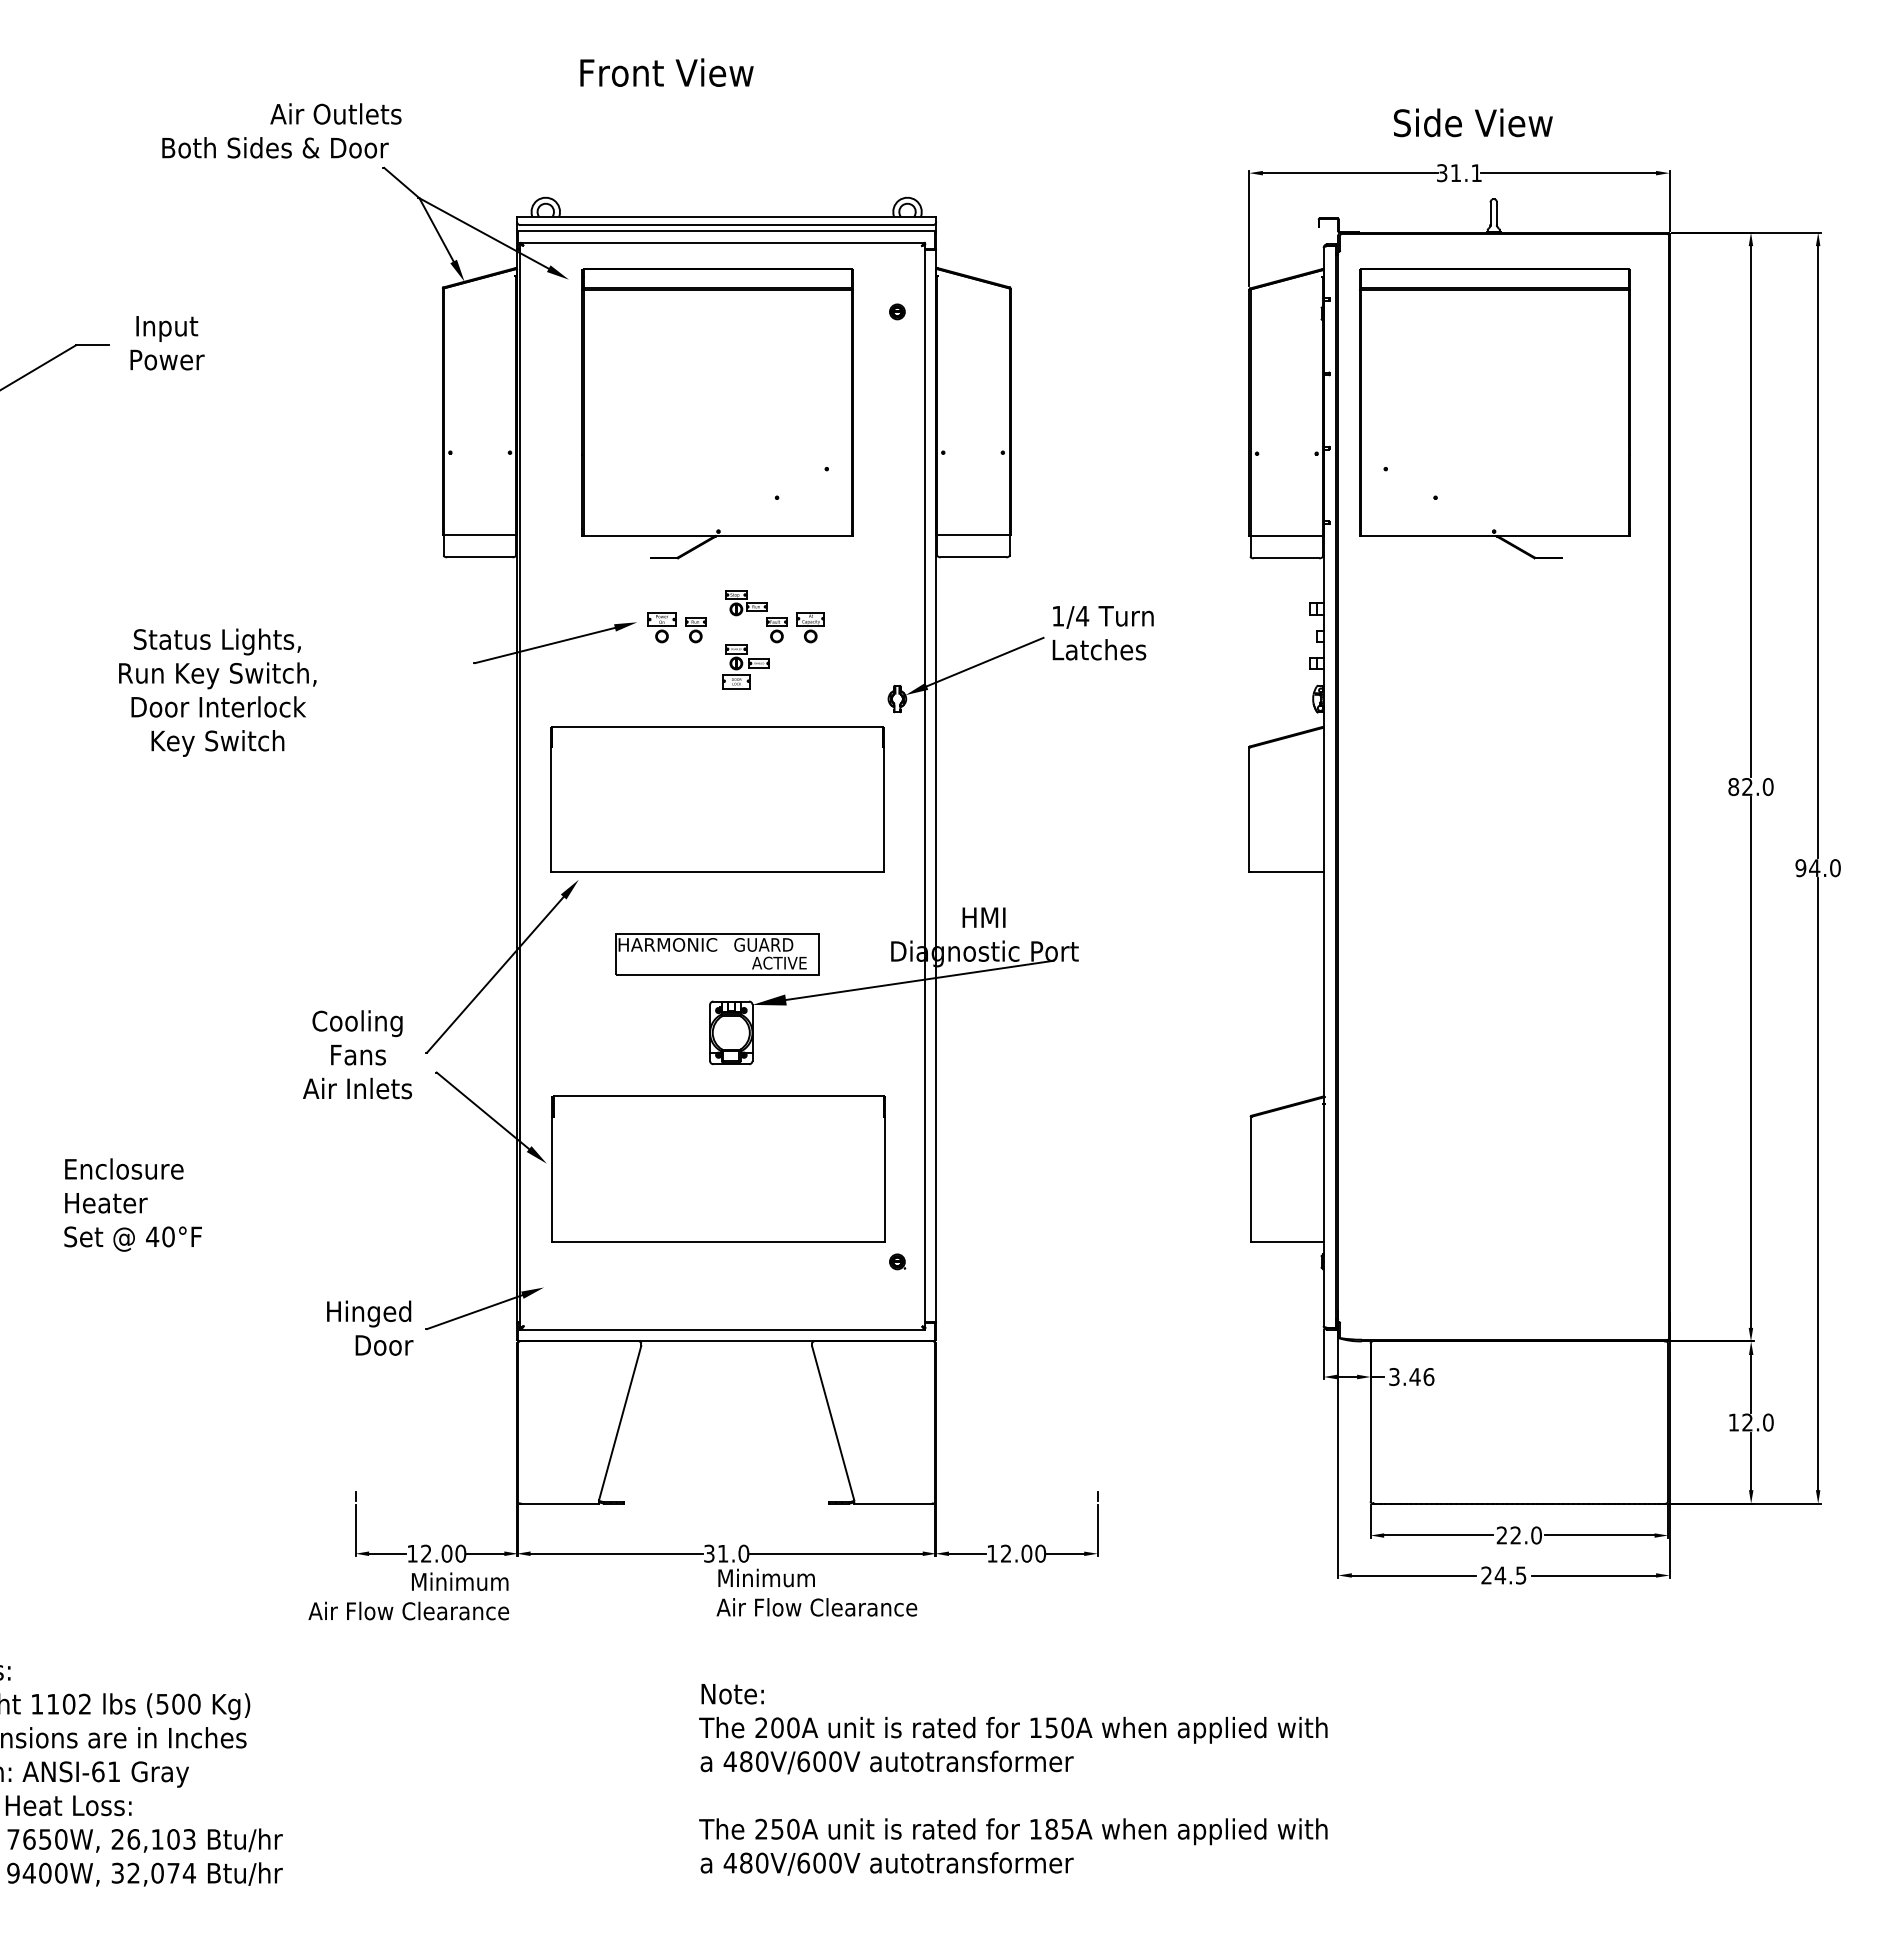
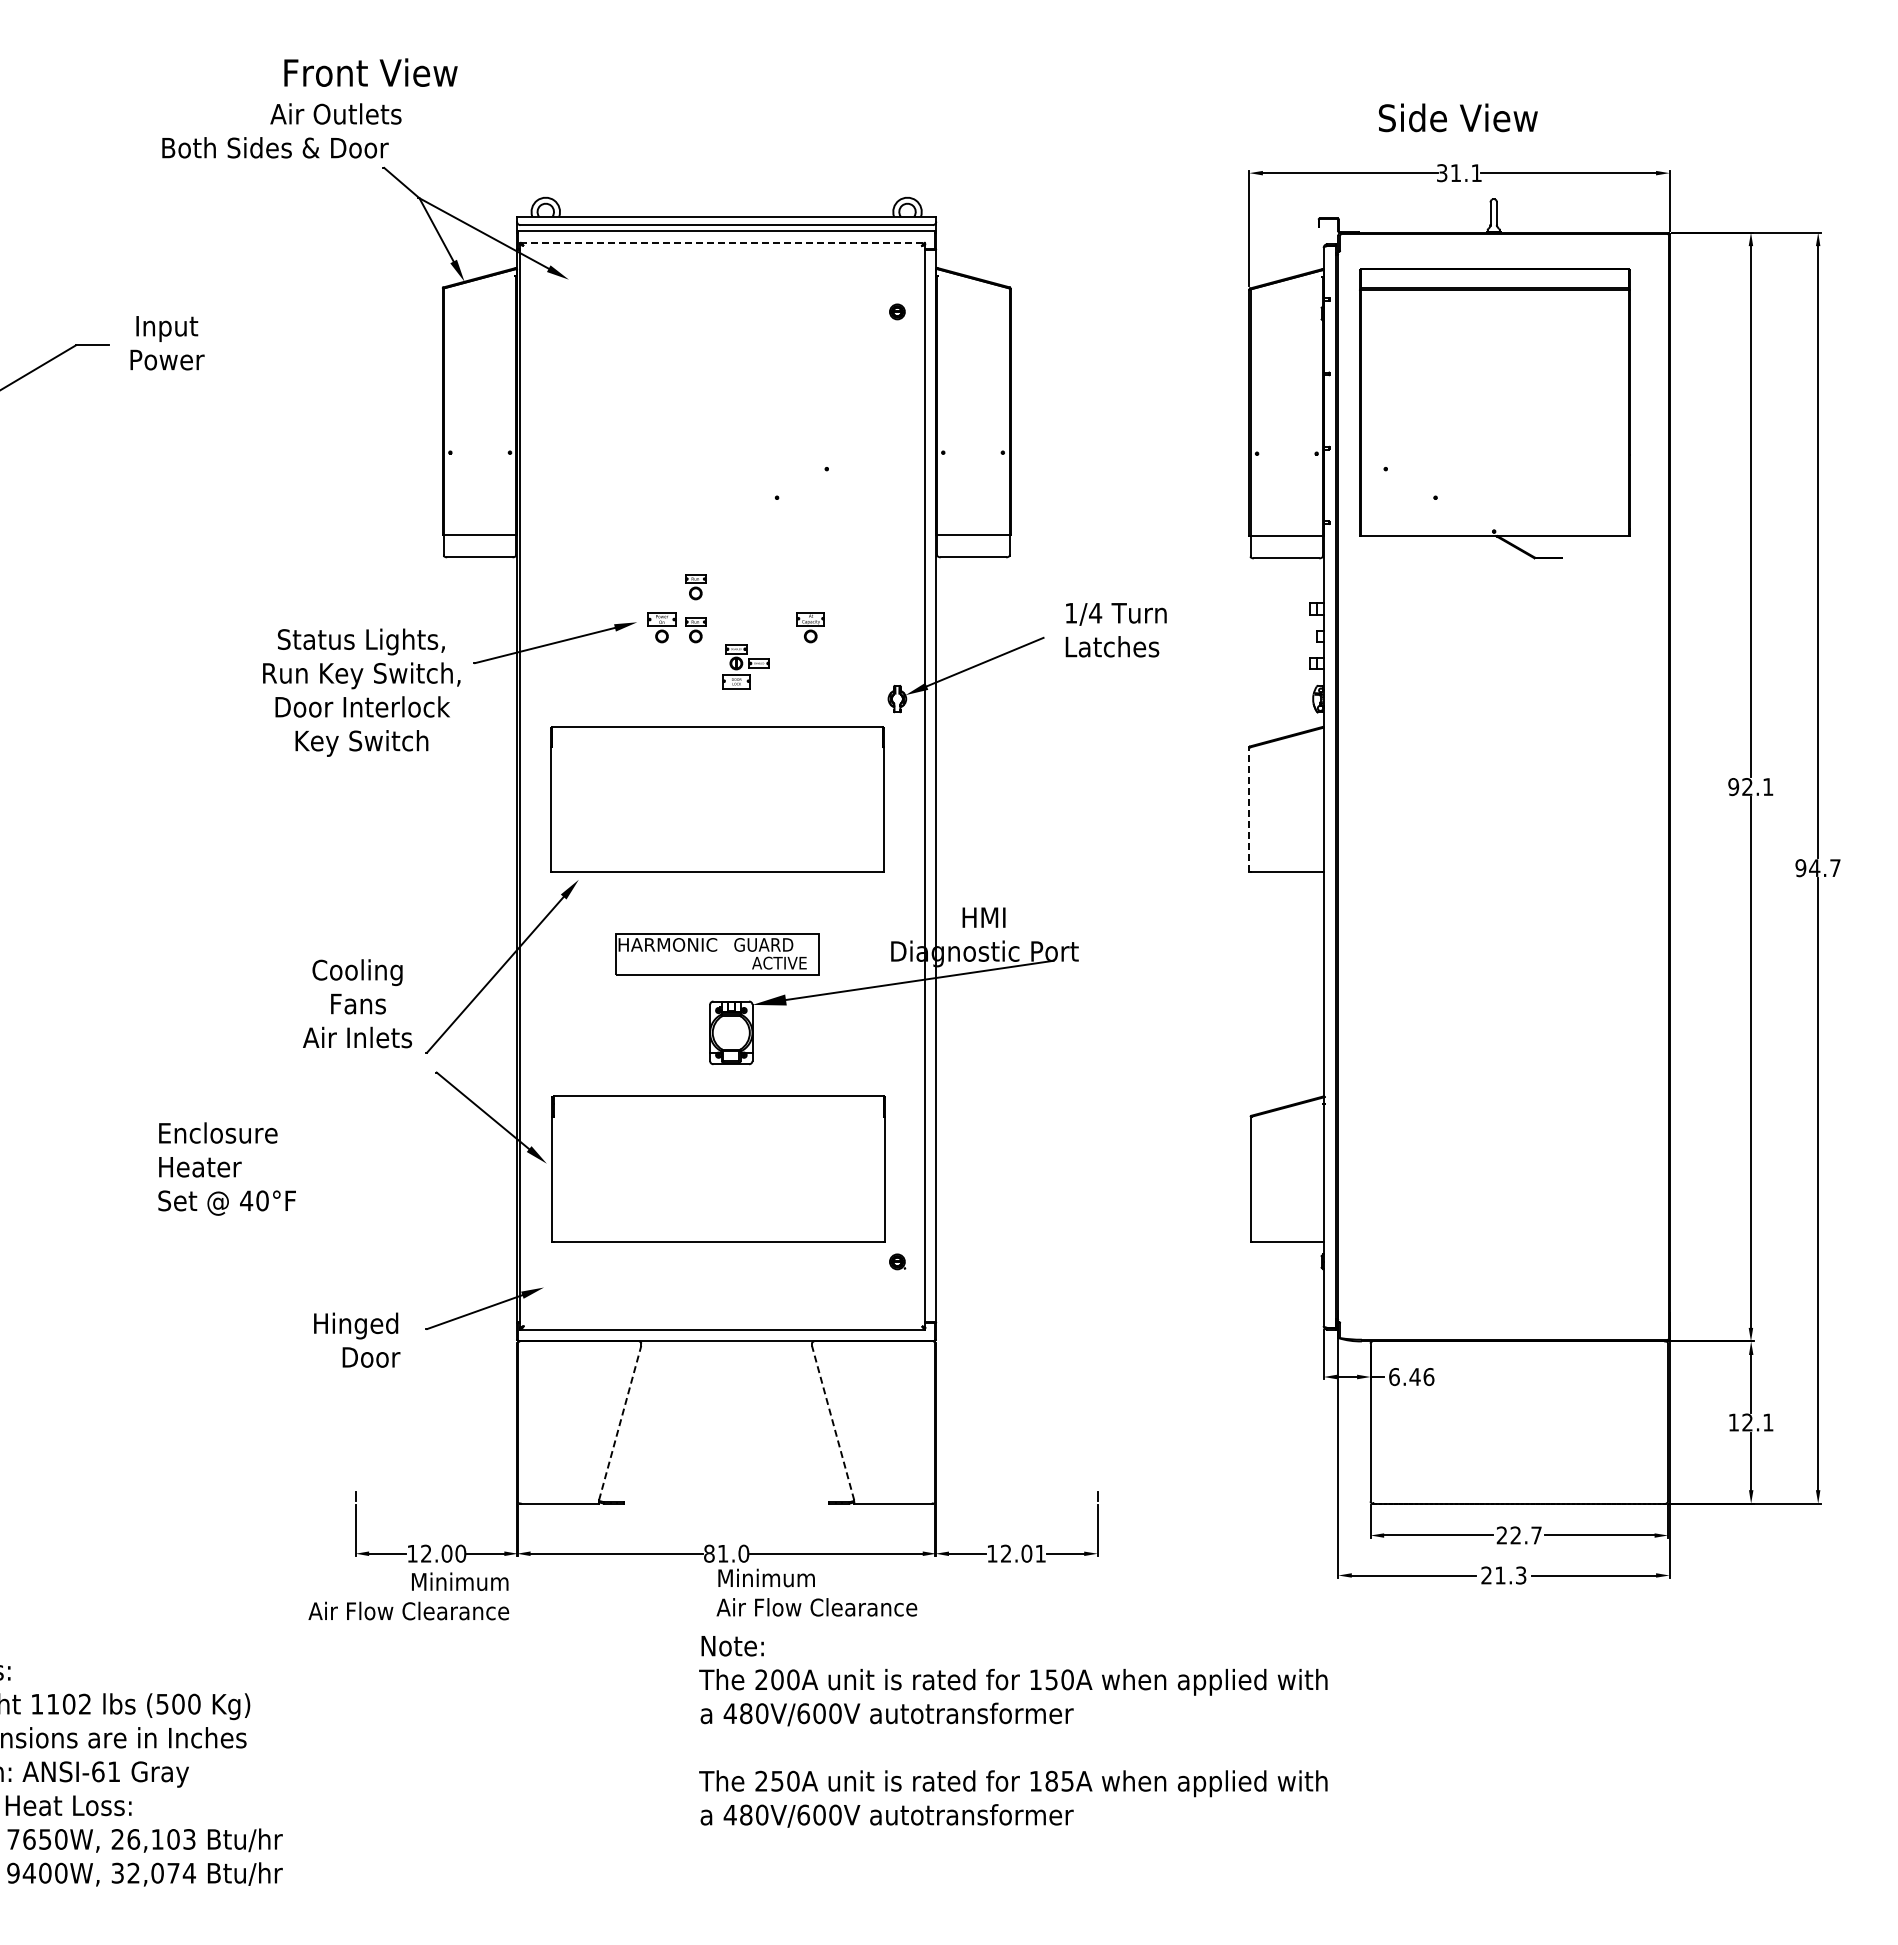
text position: (666, 72) -> (370, 72) (370, 72)
text position: (1473, 122) -> (1458, 117) (1458, 117)
line: solid -> dashed (723, 242)
part: present -> none (717, 413)
part: none -> present (695, 587)
part: present -> none (756, 616)
text position: (1102, 633) -> (1115, 630) (1115, 630)
text position: (217, 692) -> (361, 692) (361, 692)
text: 82.0 -> 92.1 (1750, 787)
line: solid -> dashed (1249, 809)
text: 94.0 -> 94.7 (1835, 868)
text position: (357, 1054) -> (357, 1003) (357, 1003)
text position: (132, 1204) -> (226, 1168) (226, 1168)
text position: (370, 1327) -> (357, 1339) (357, 1339)
text: 3.46 -> 6.46 (1394, 1377)
text: 12.0 -> 12.1 (1768, 1422)
line: solid -> dashed (620, 1423)
line: solid -> dashed (833, 1423)
text: 22.0 -> 22.7 (1536, 1535)
text: 31.0 -> 81.0 (709, 1553)
text: 12.00 -> 12.01 (1040, 1553)
text: 24.5 -> 21.3 (1510, 1575)
text position: (1013, 1779) -> (1013, 1731) (1013, 1731)
